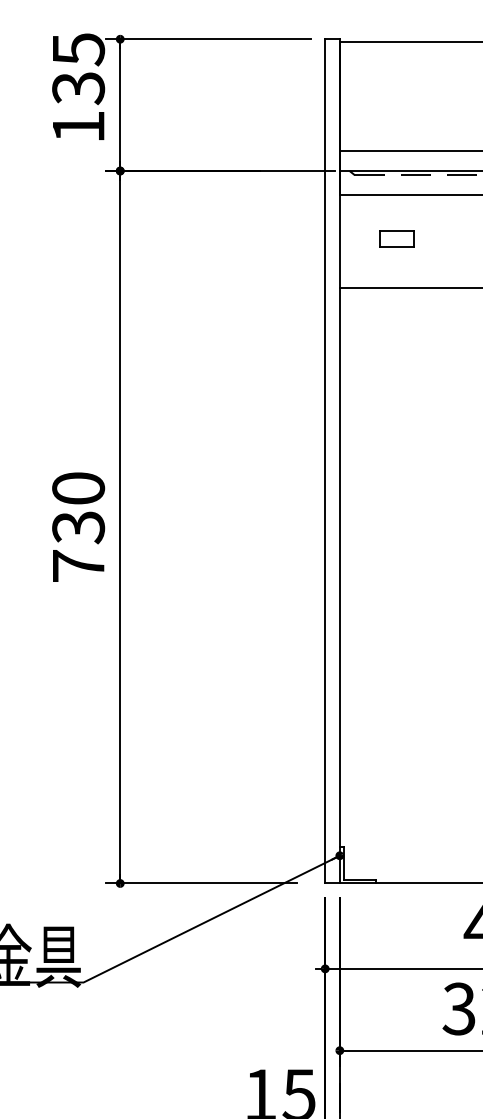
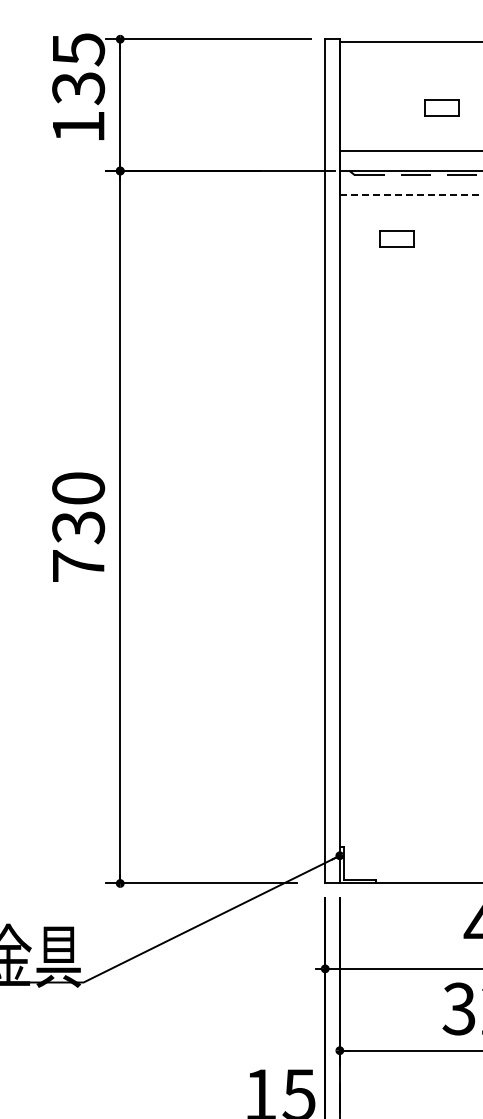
part: none -> present (441, 107)
line: solid -> dashed (411, 195)
line: present -> none (409, 288)
